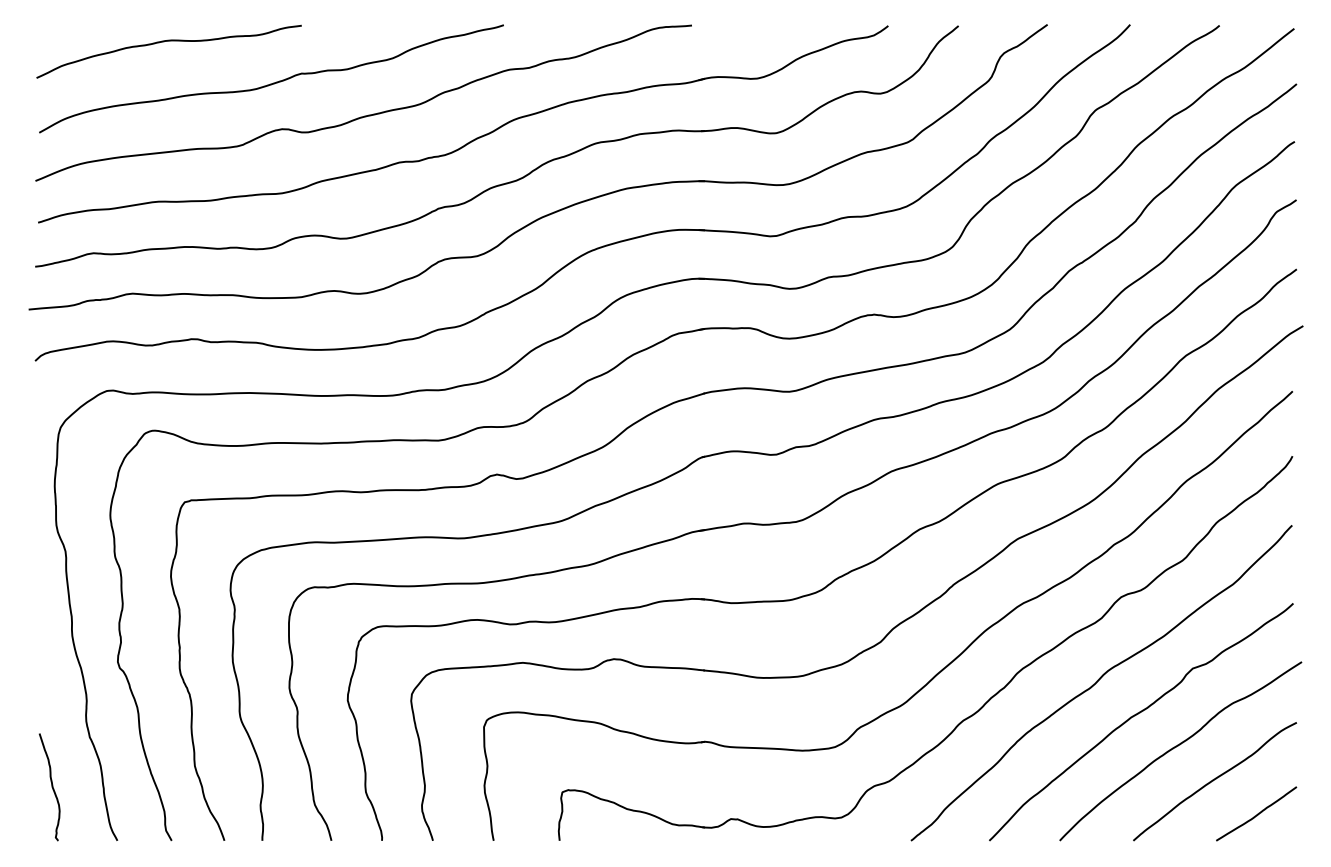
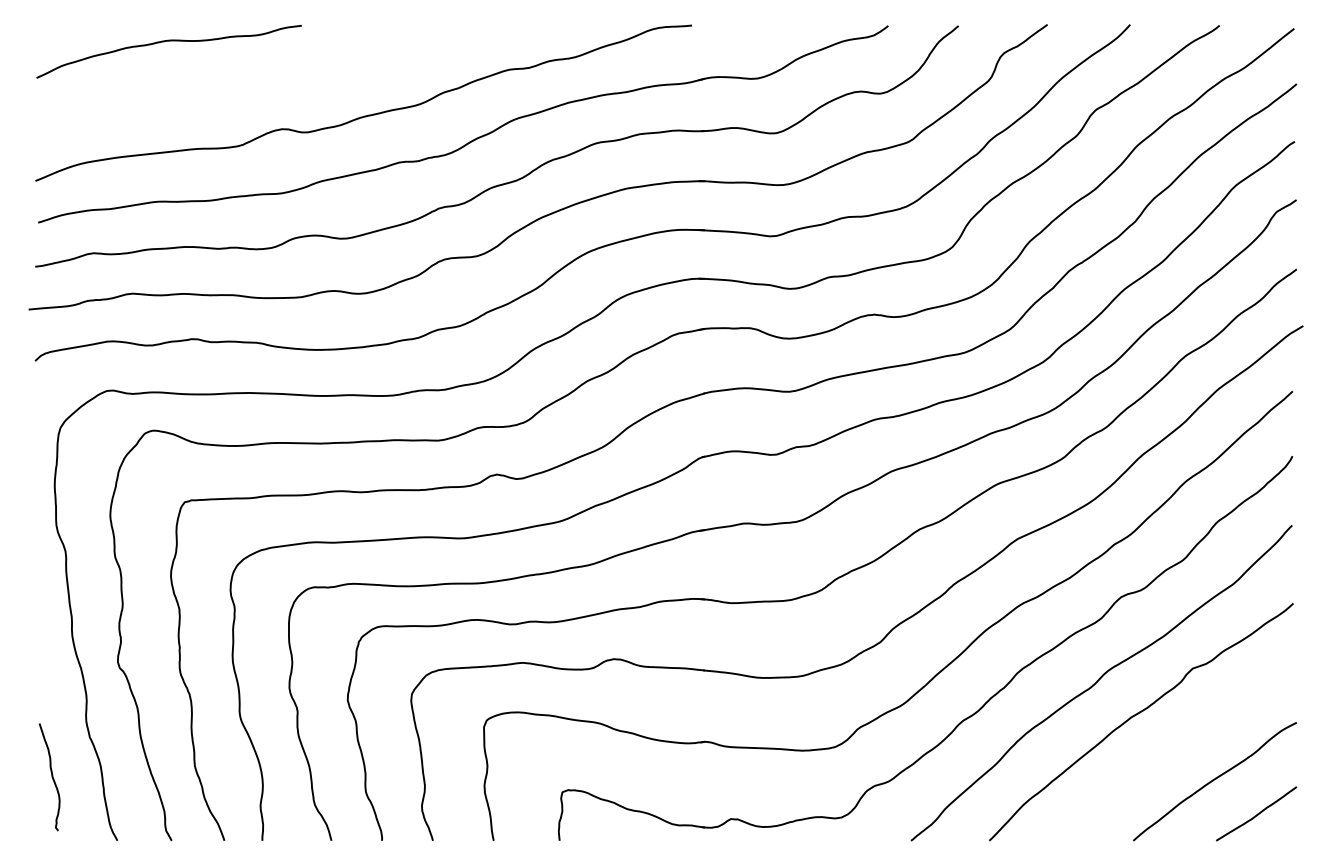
curve: present -> none (273, 82)
curve: present -> none (1178, 746)
curve position: (51, 787) -> (51, 777) (51, 777)
